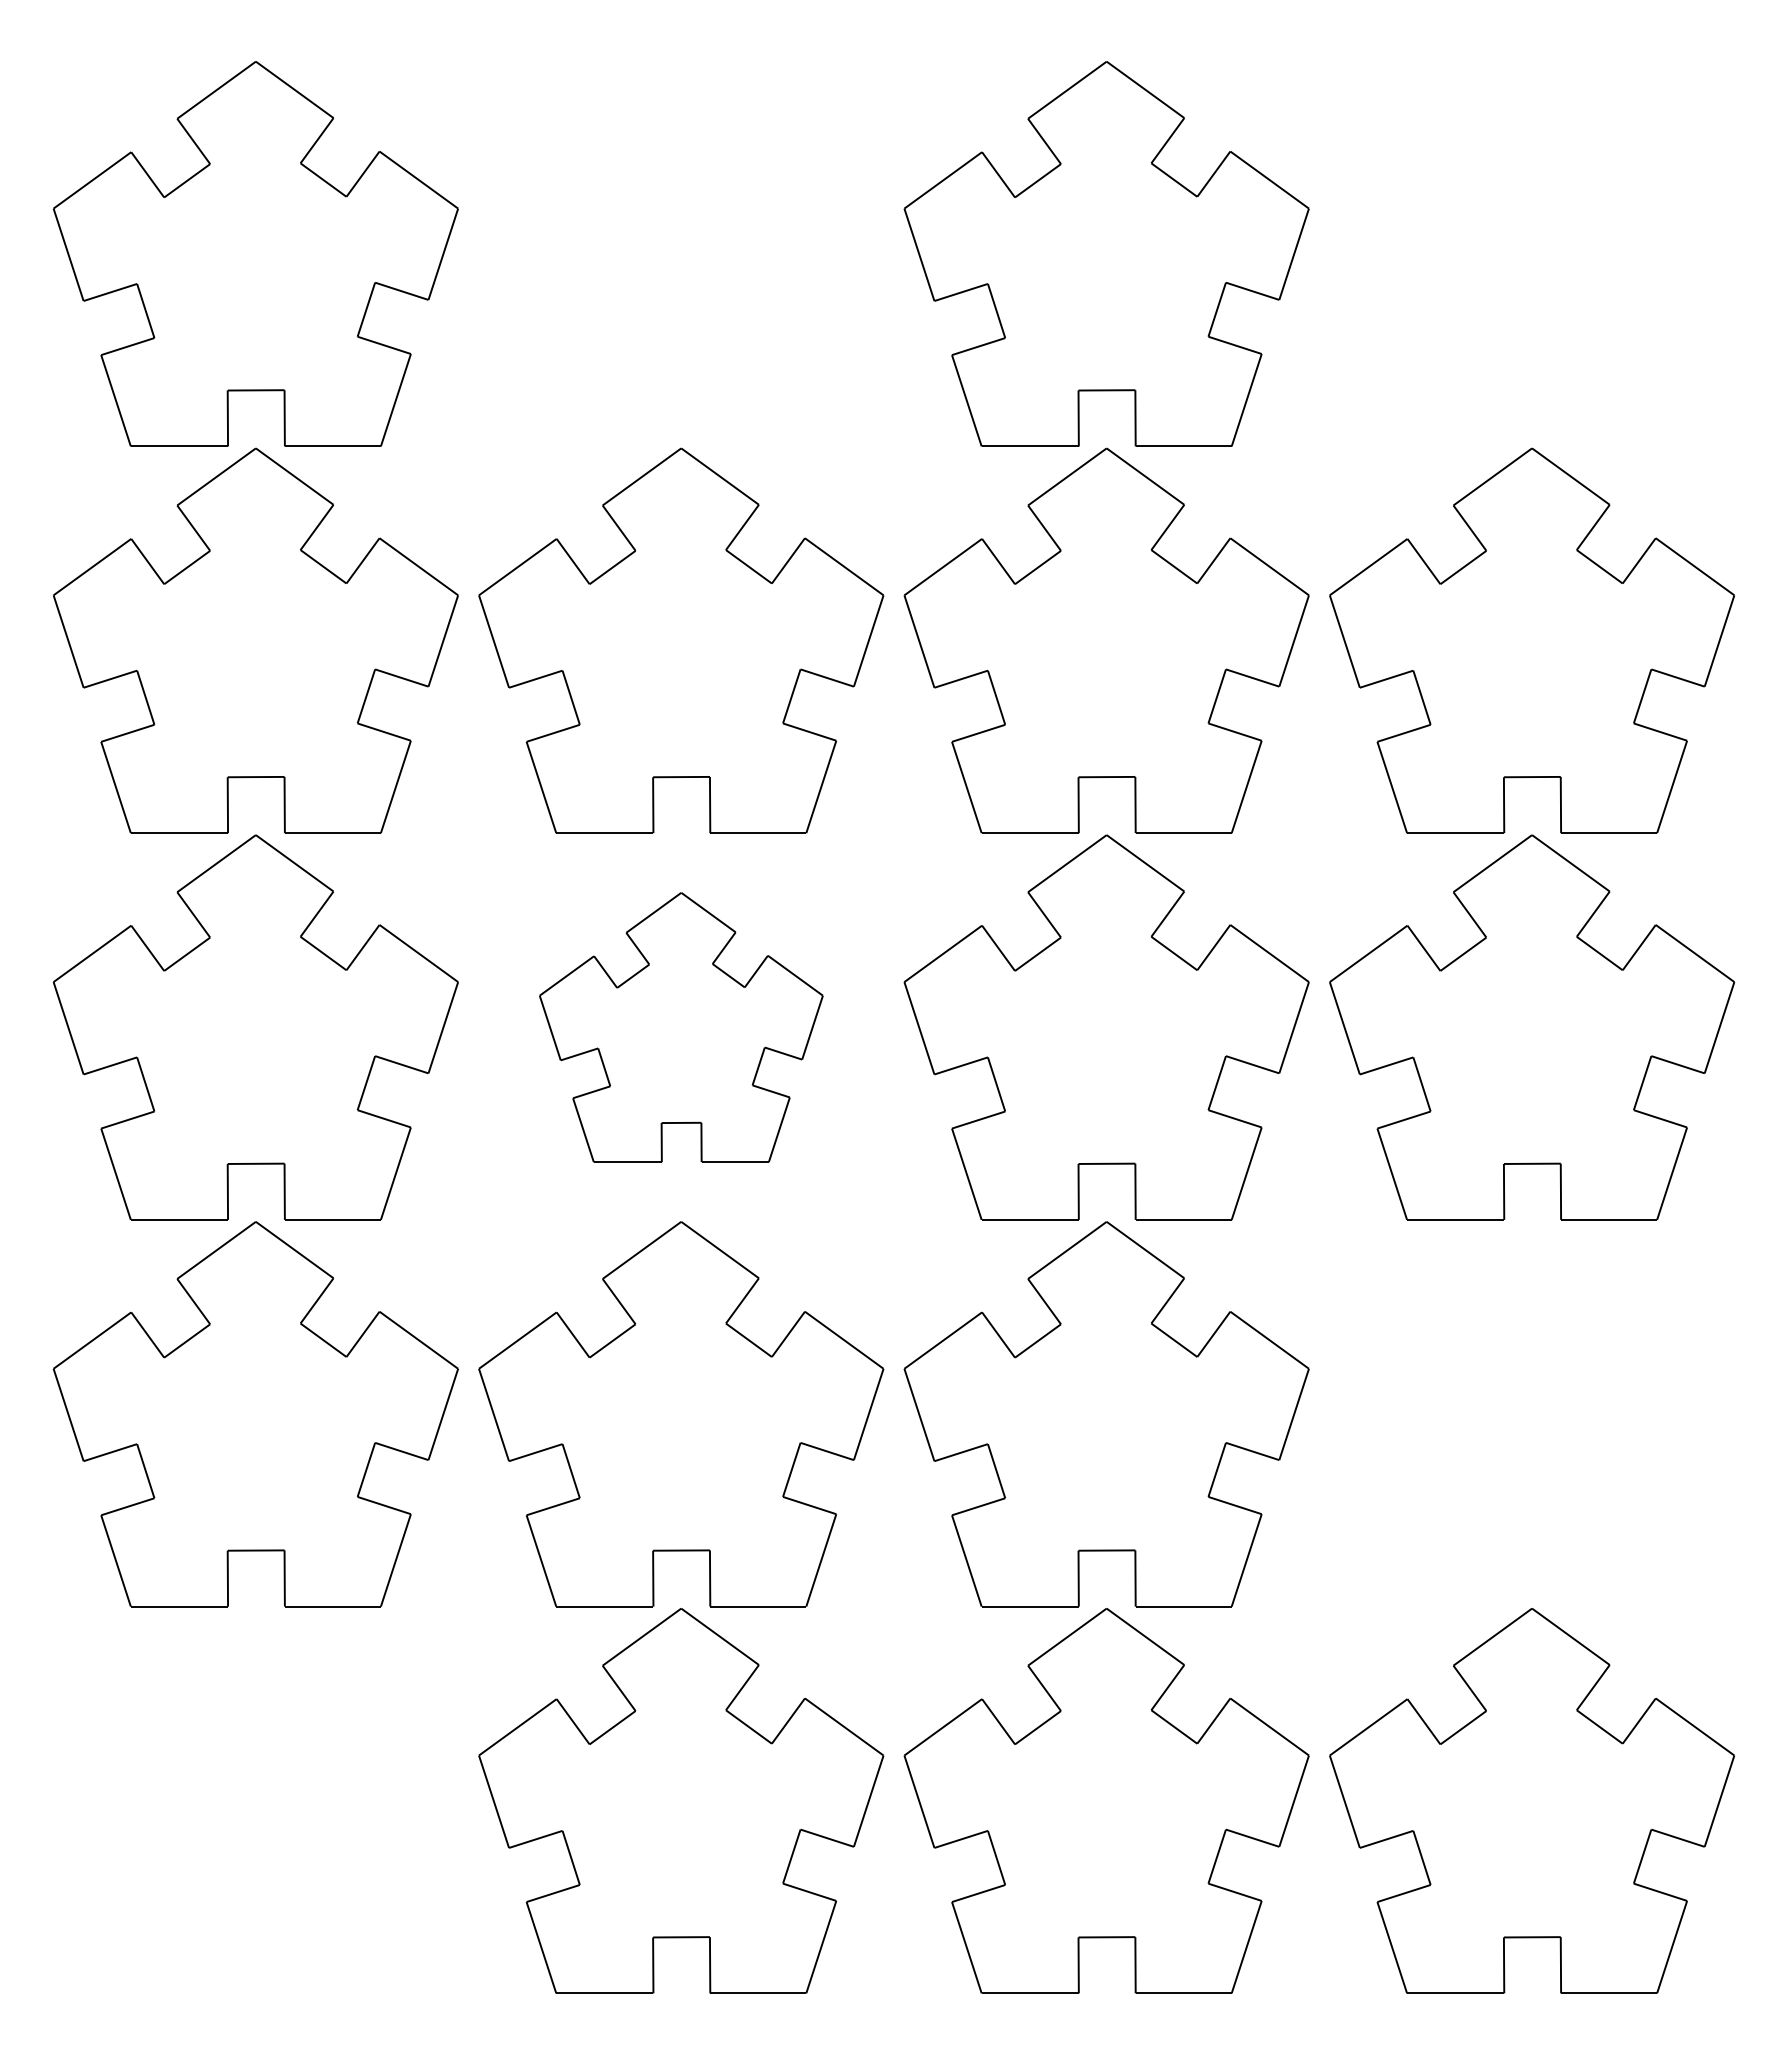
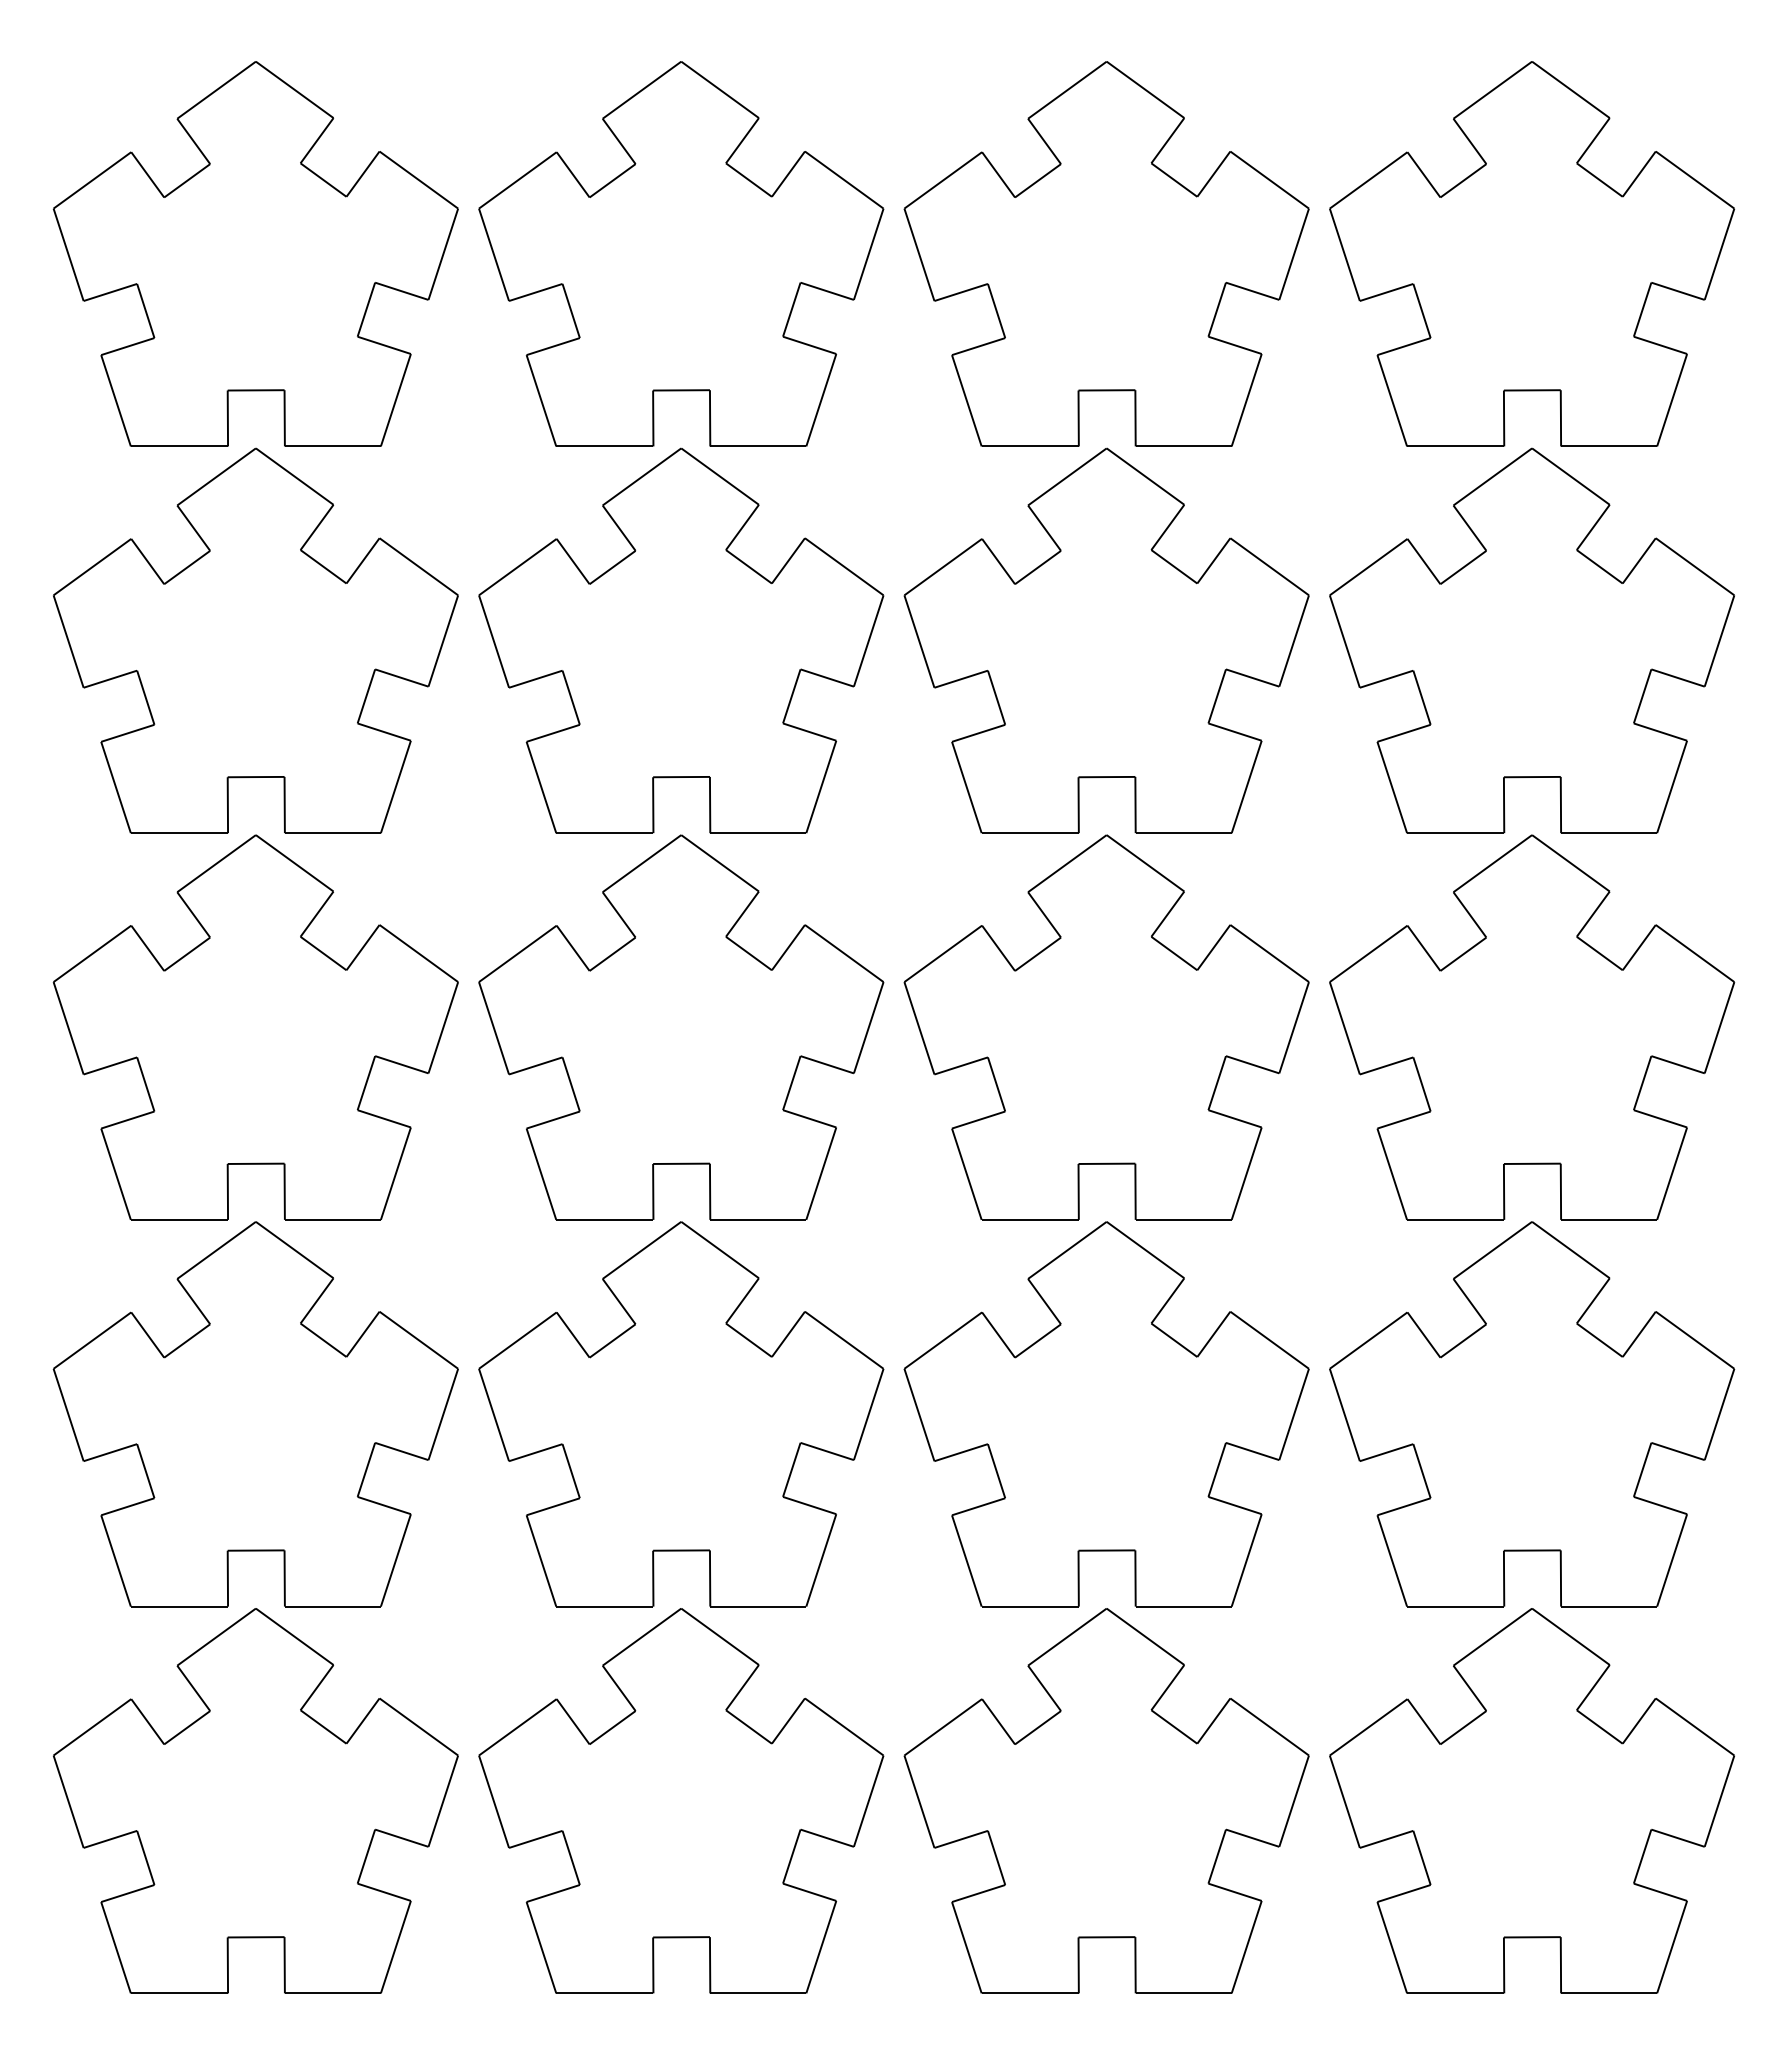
part: none -> present (681, 253)
part: none -> present (1532, 253)
part size: 285x271 px -> 407x387 px (681, 1027)
part: none -> present (1532, 1414)
part: none -> present (255, 1800)
